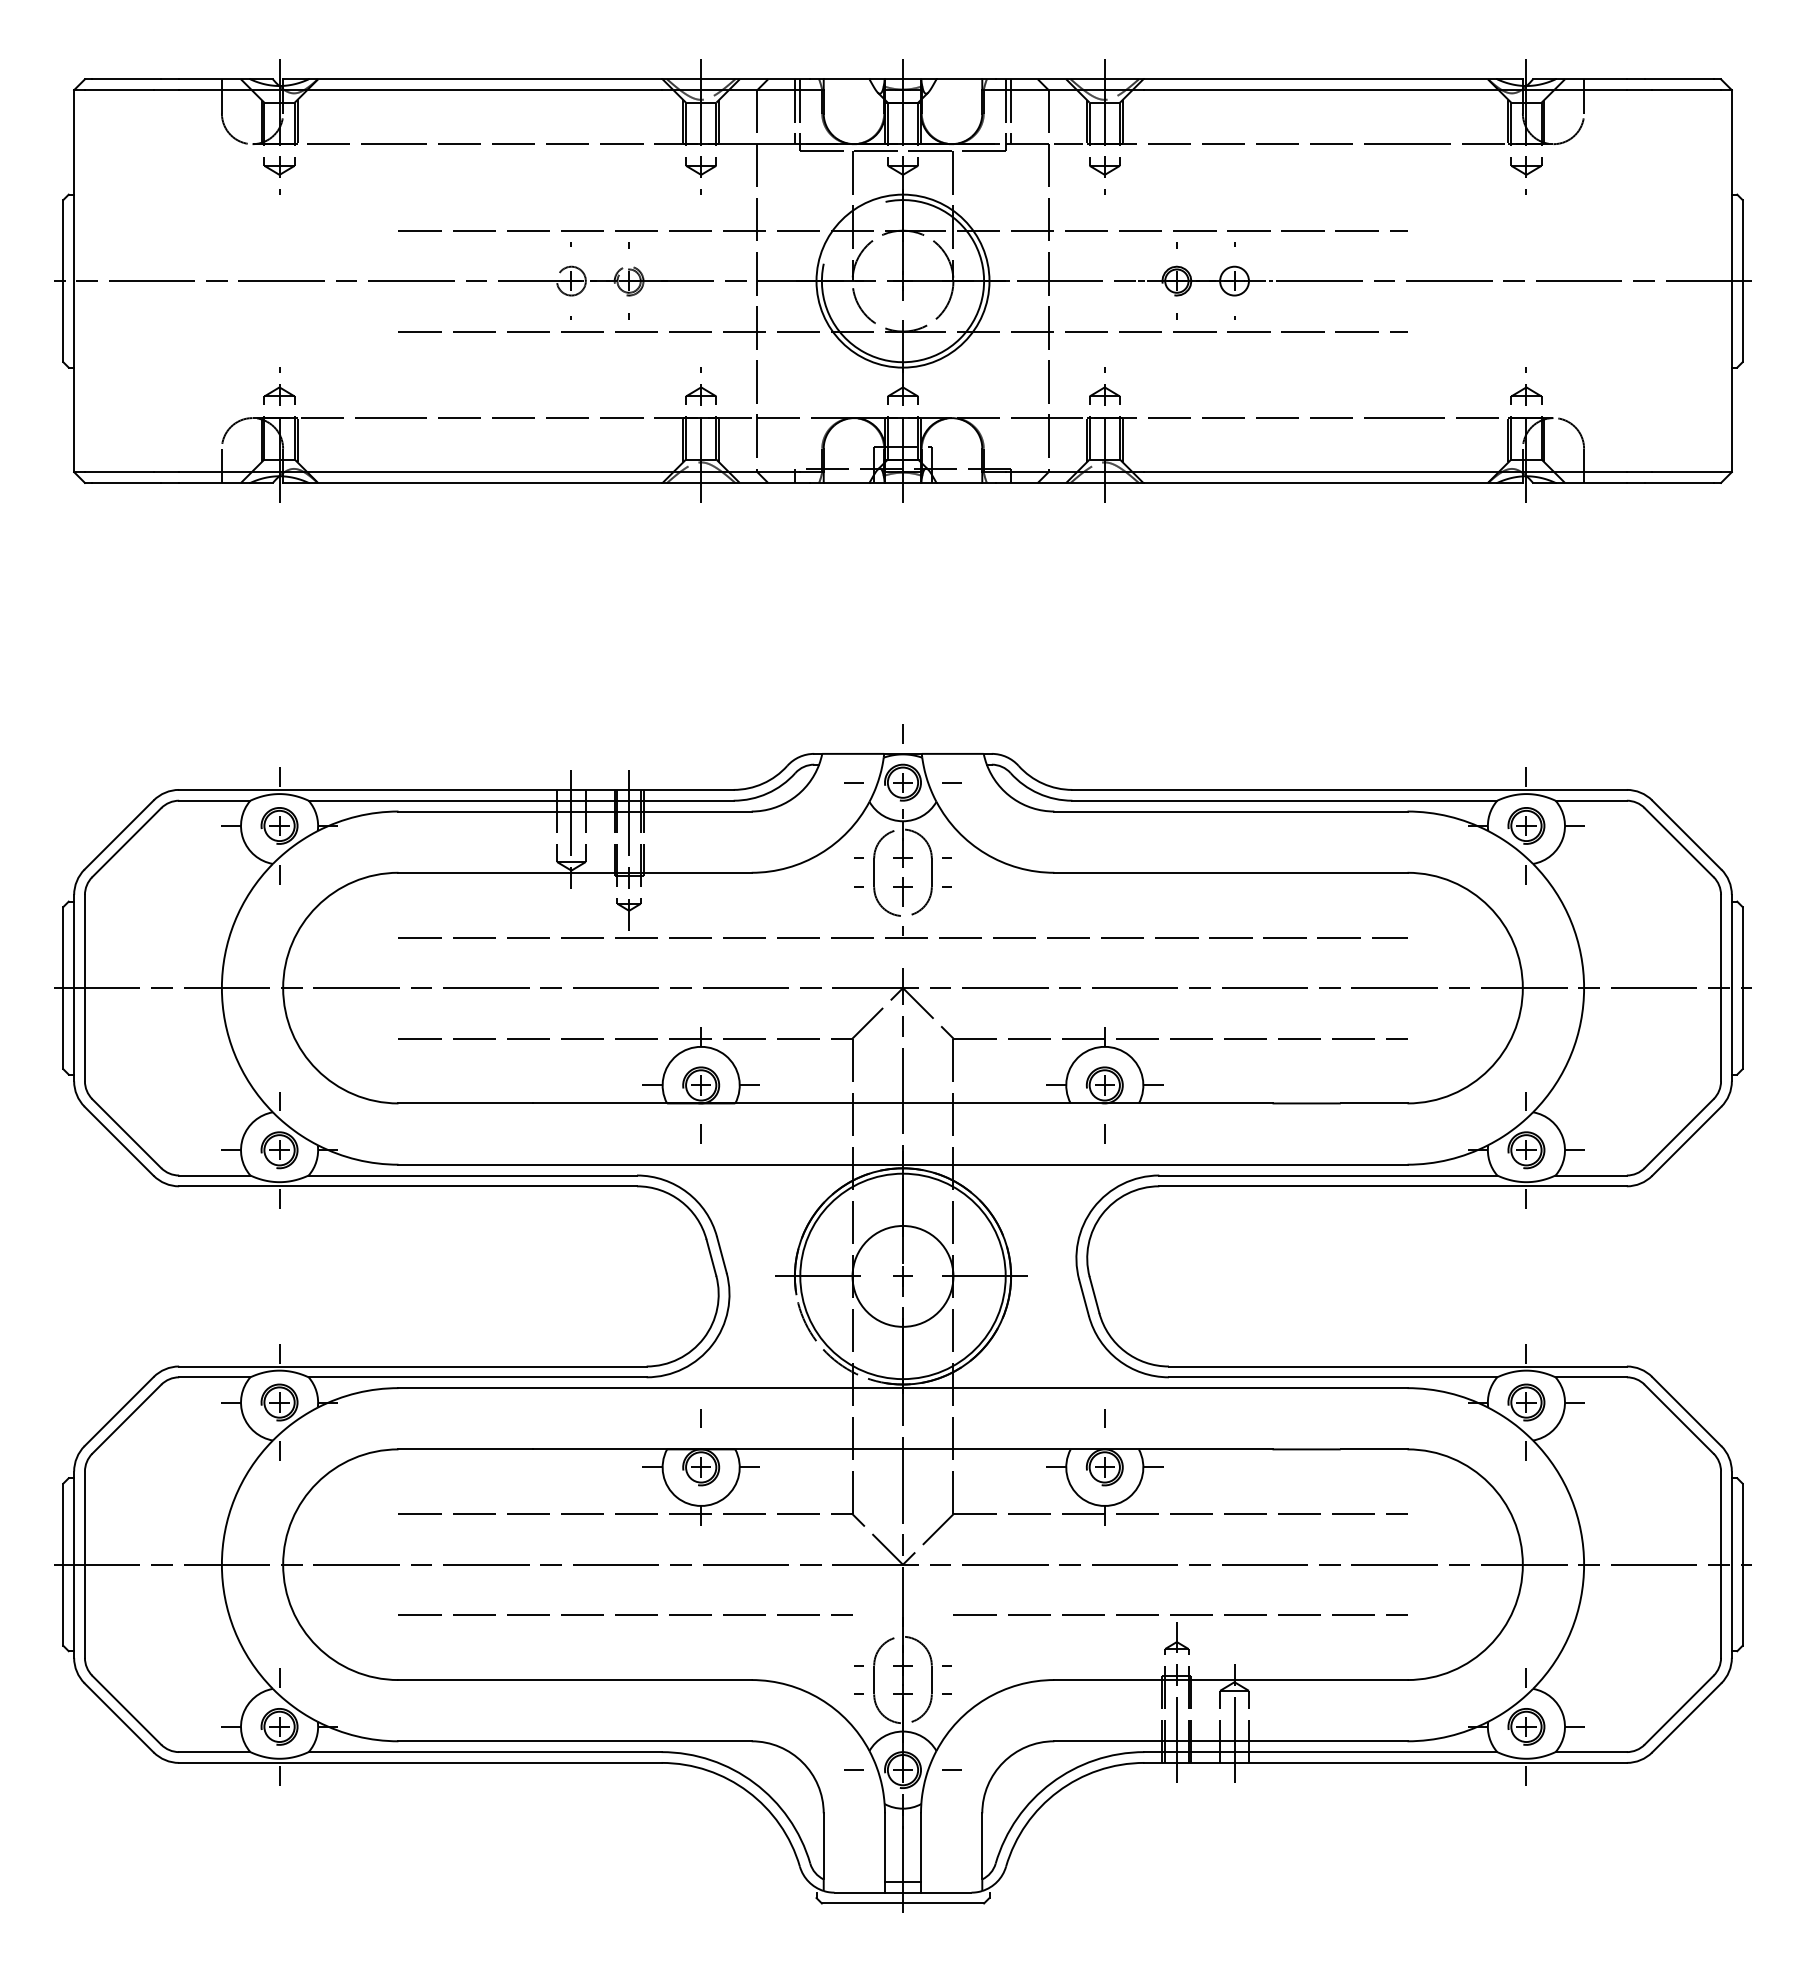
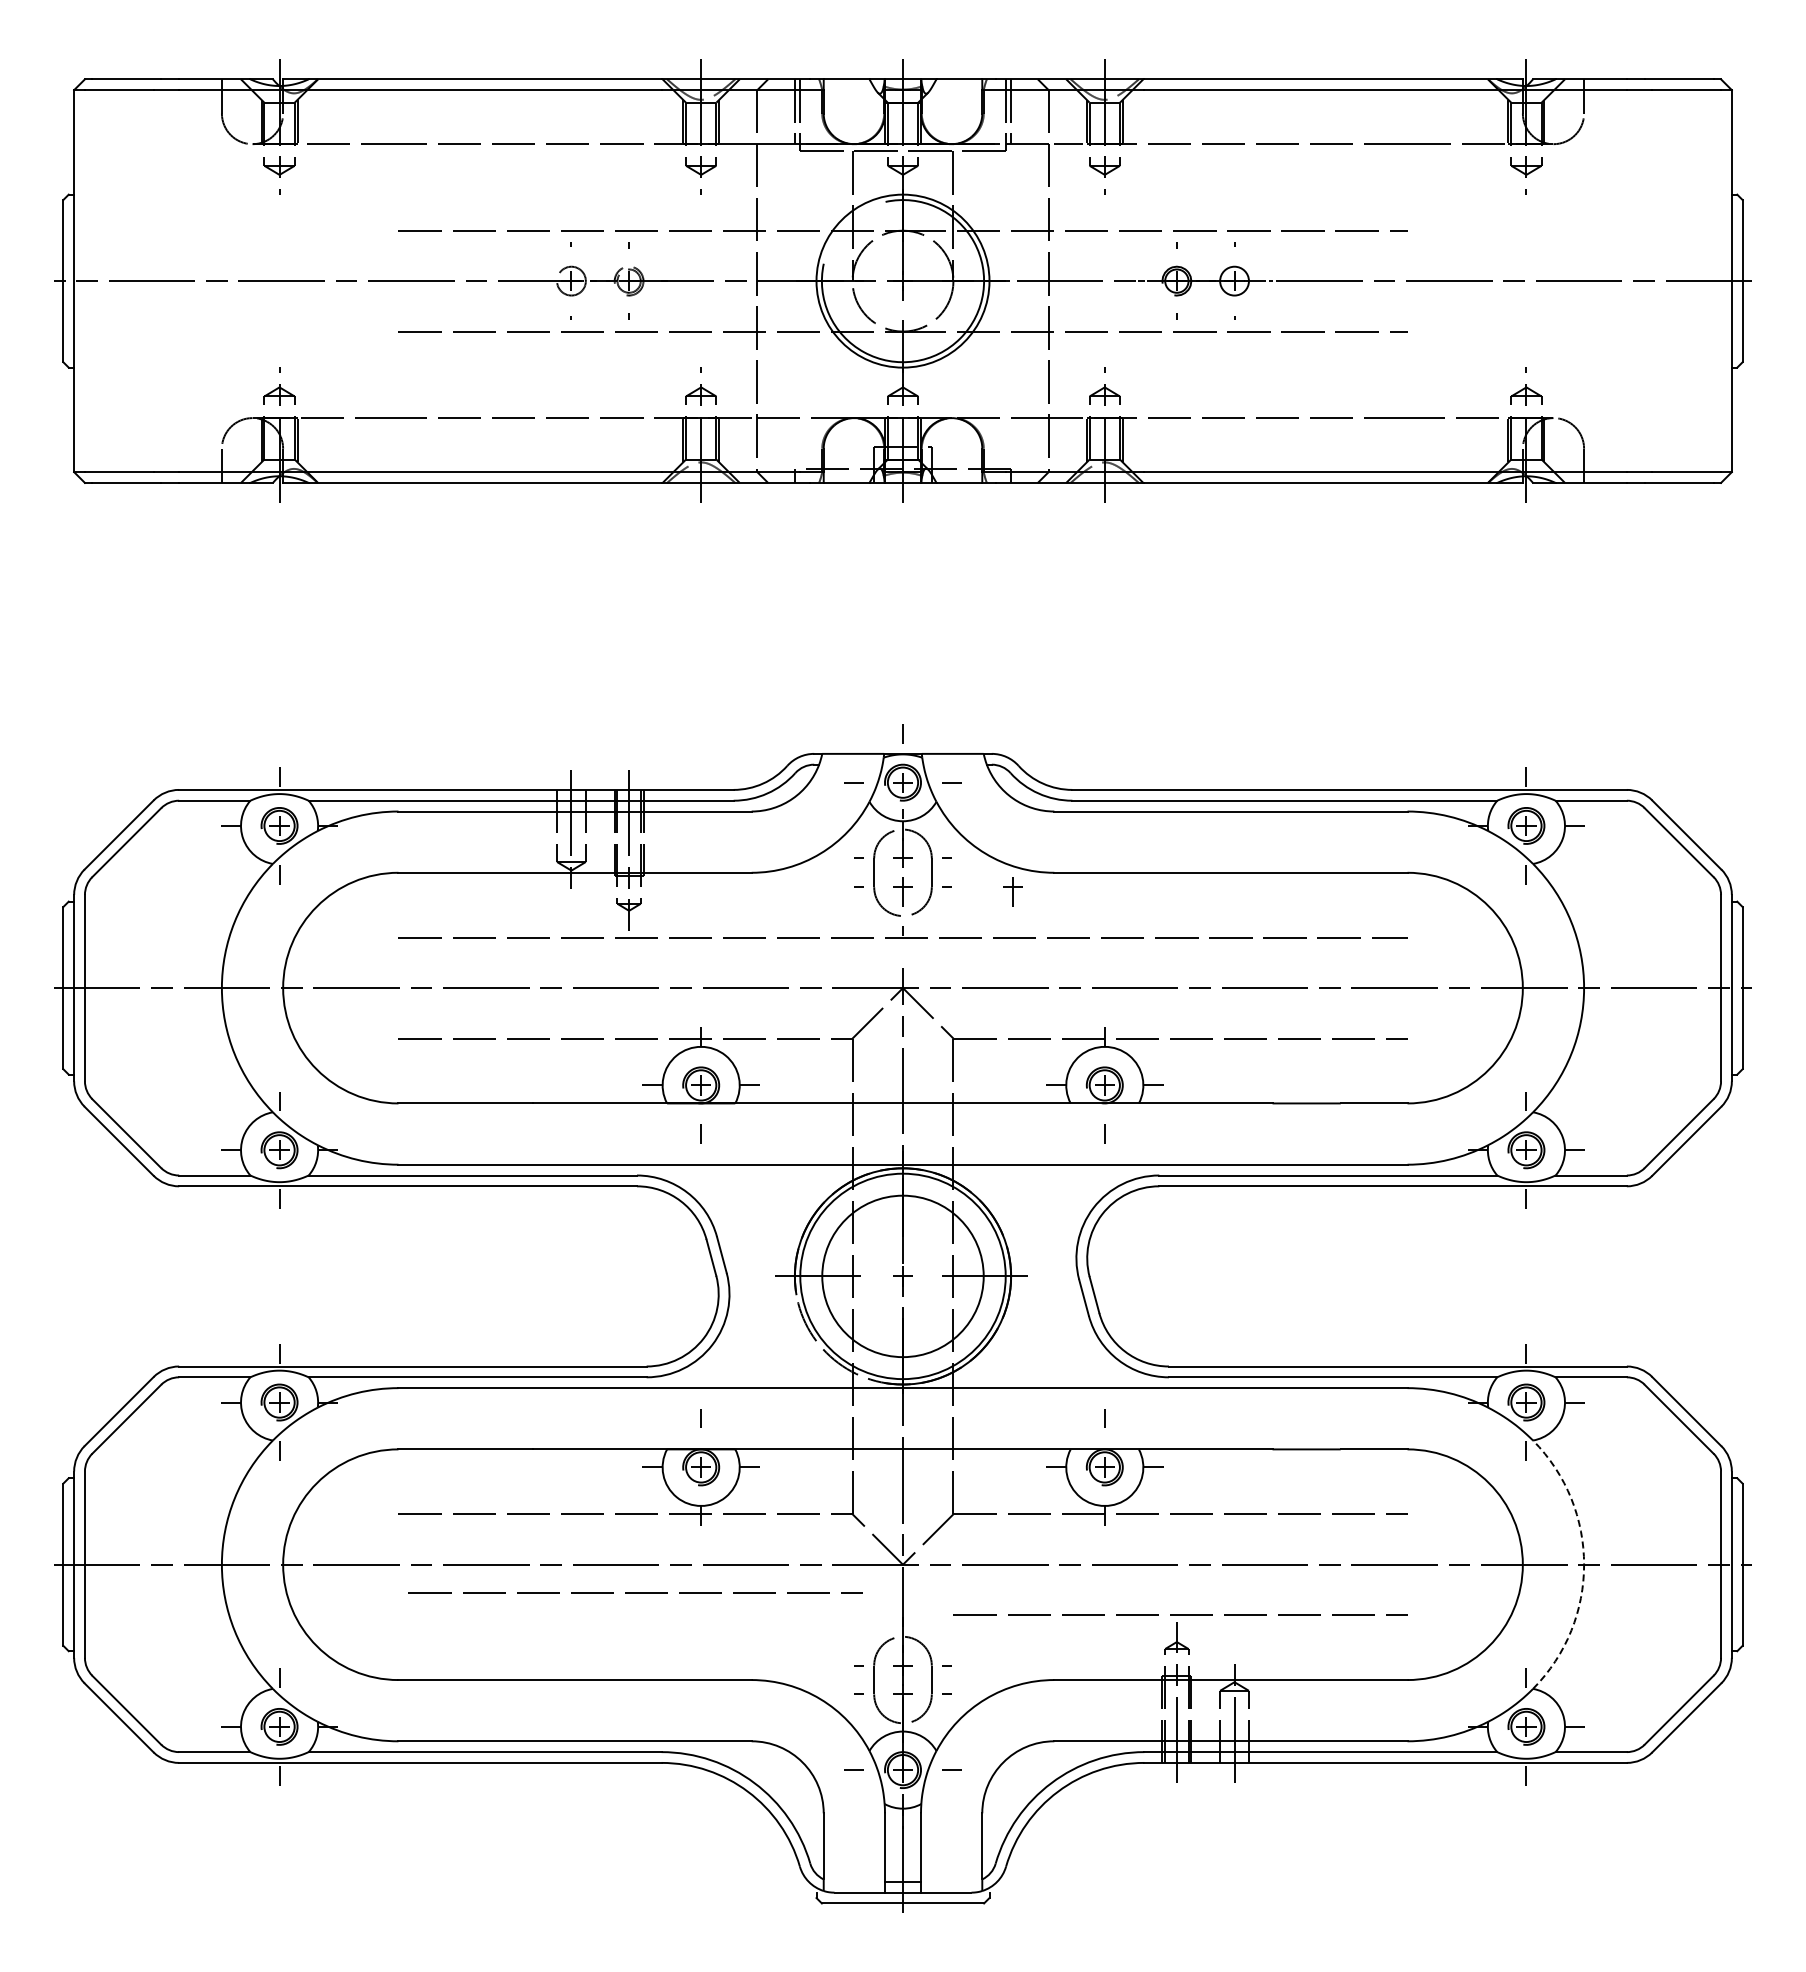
part: none -> present (1012, 891)
circle diameter: 101 px -> 161 px (902, 1276)
arc: solid -> dashed (1584, 1564)
line position: (625, 1614) -> (635, 1592) (635, 1592)
